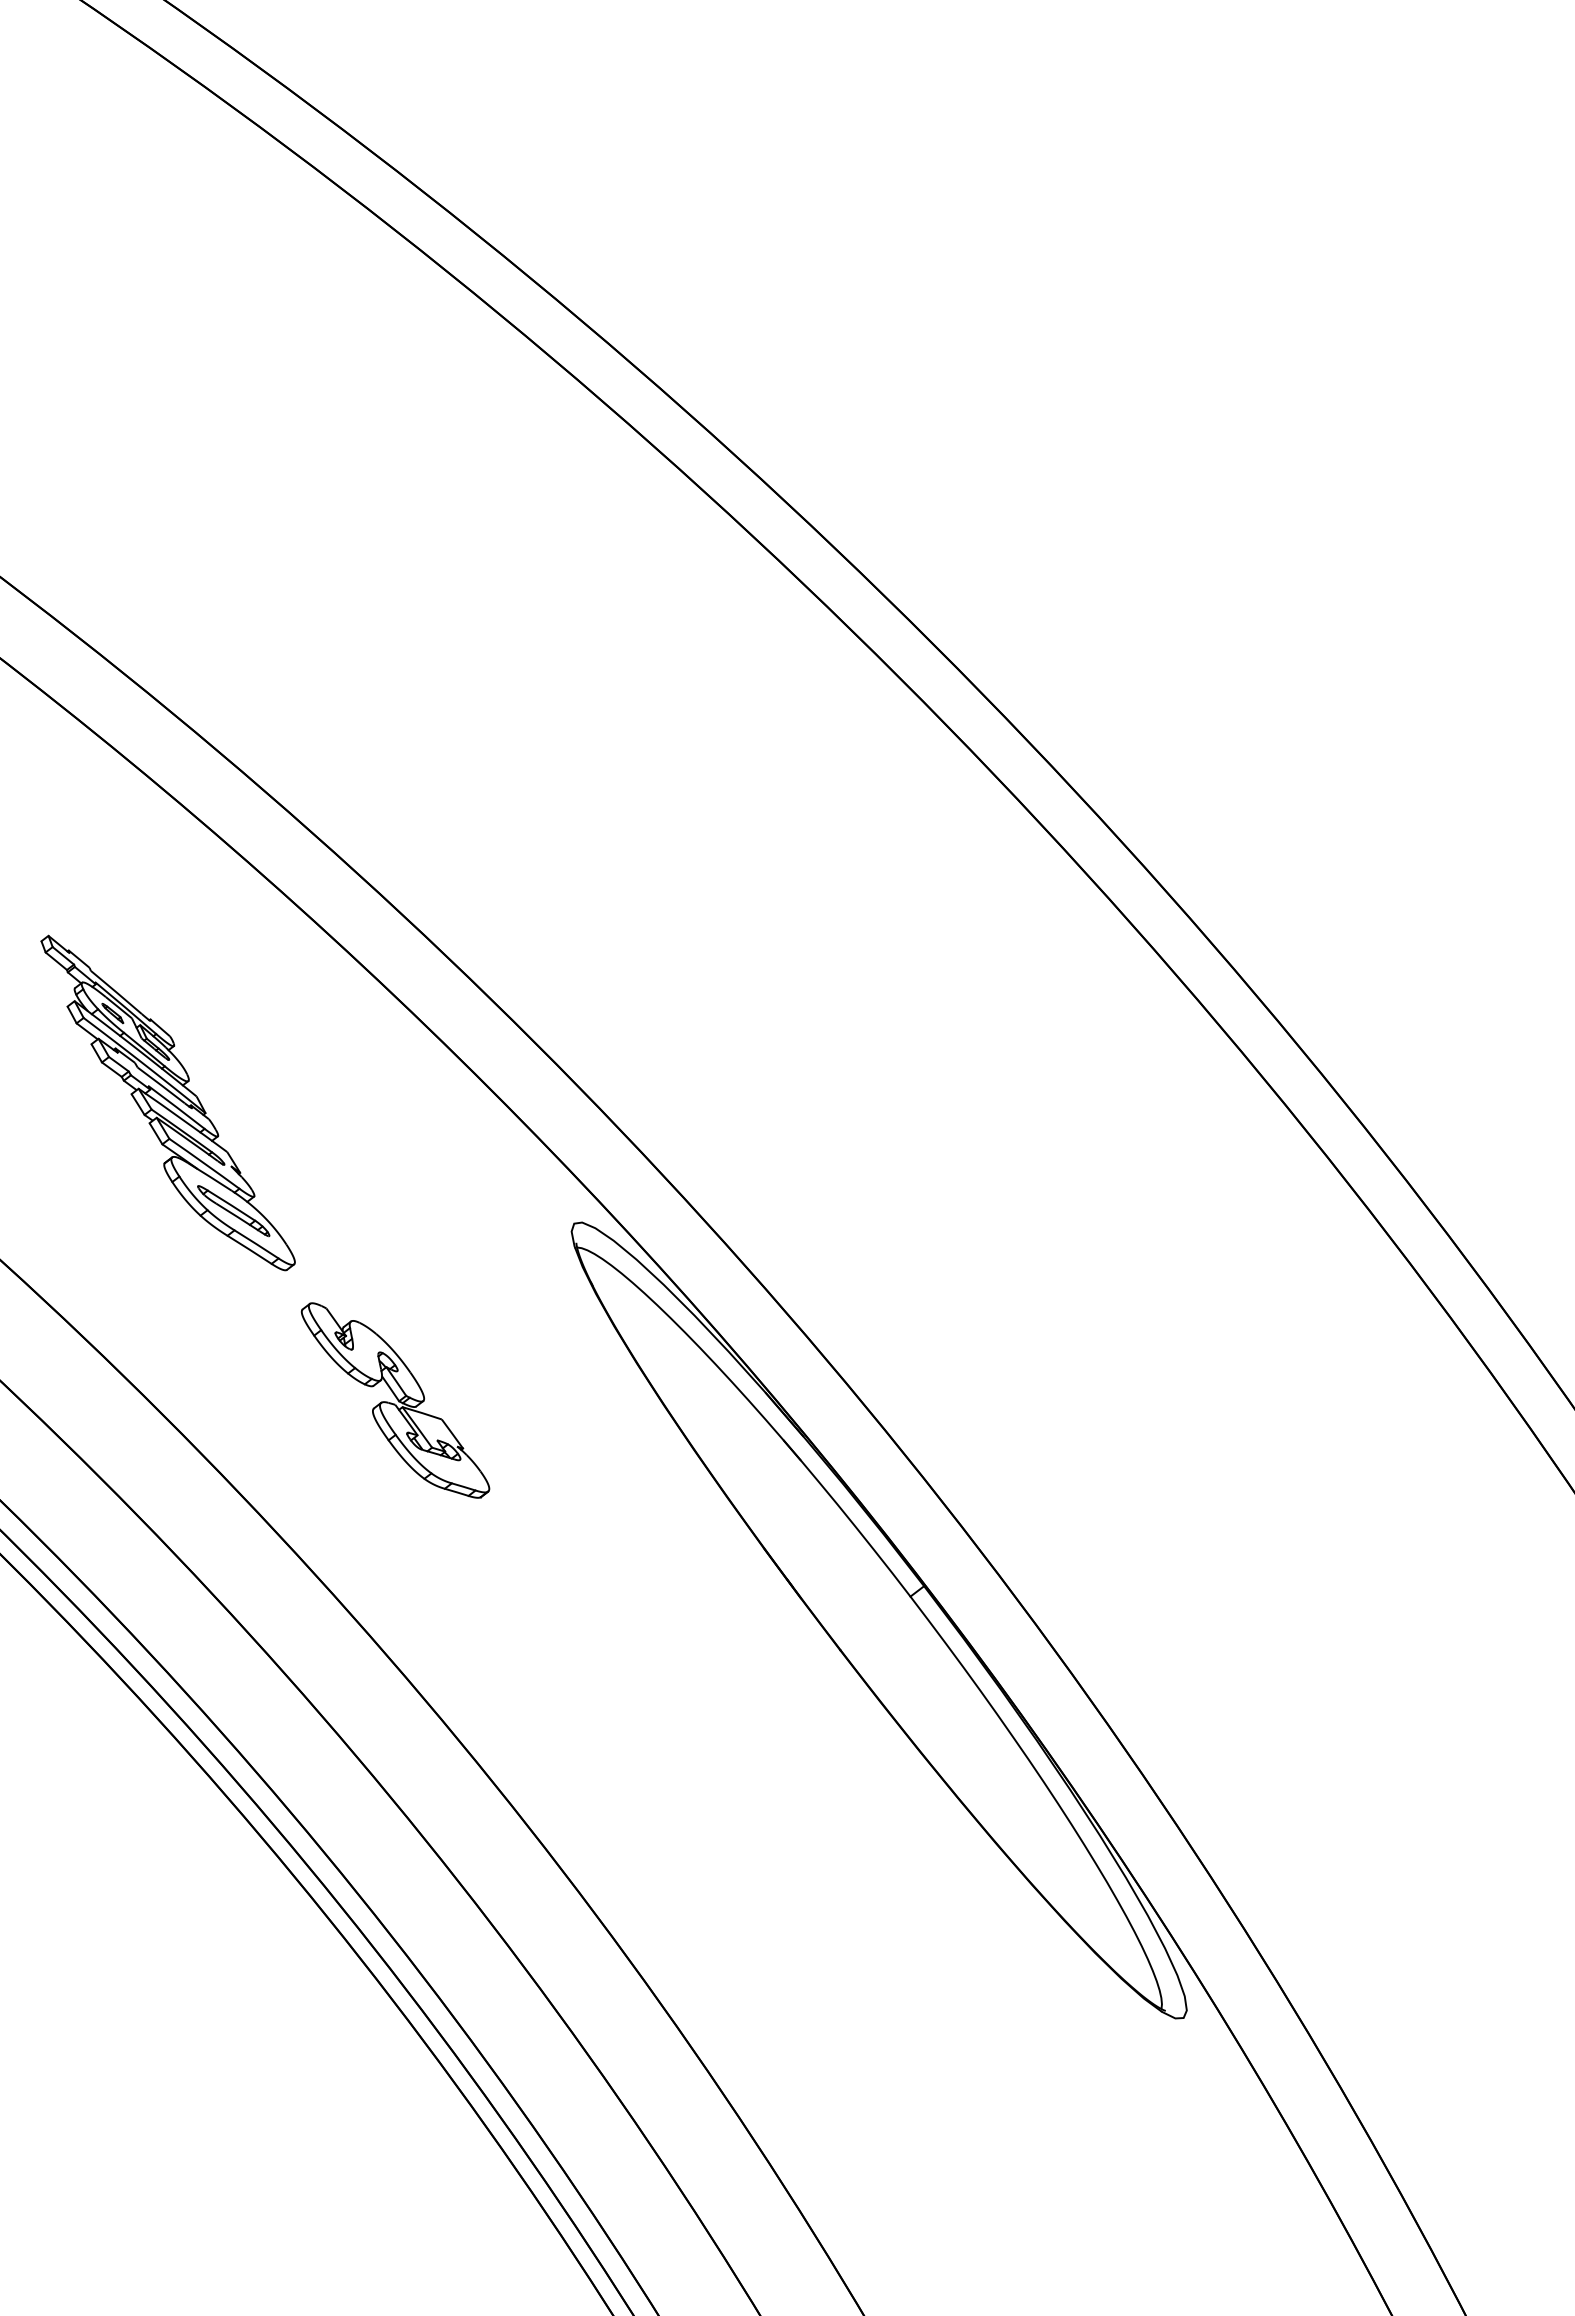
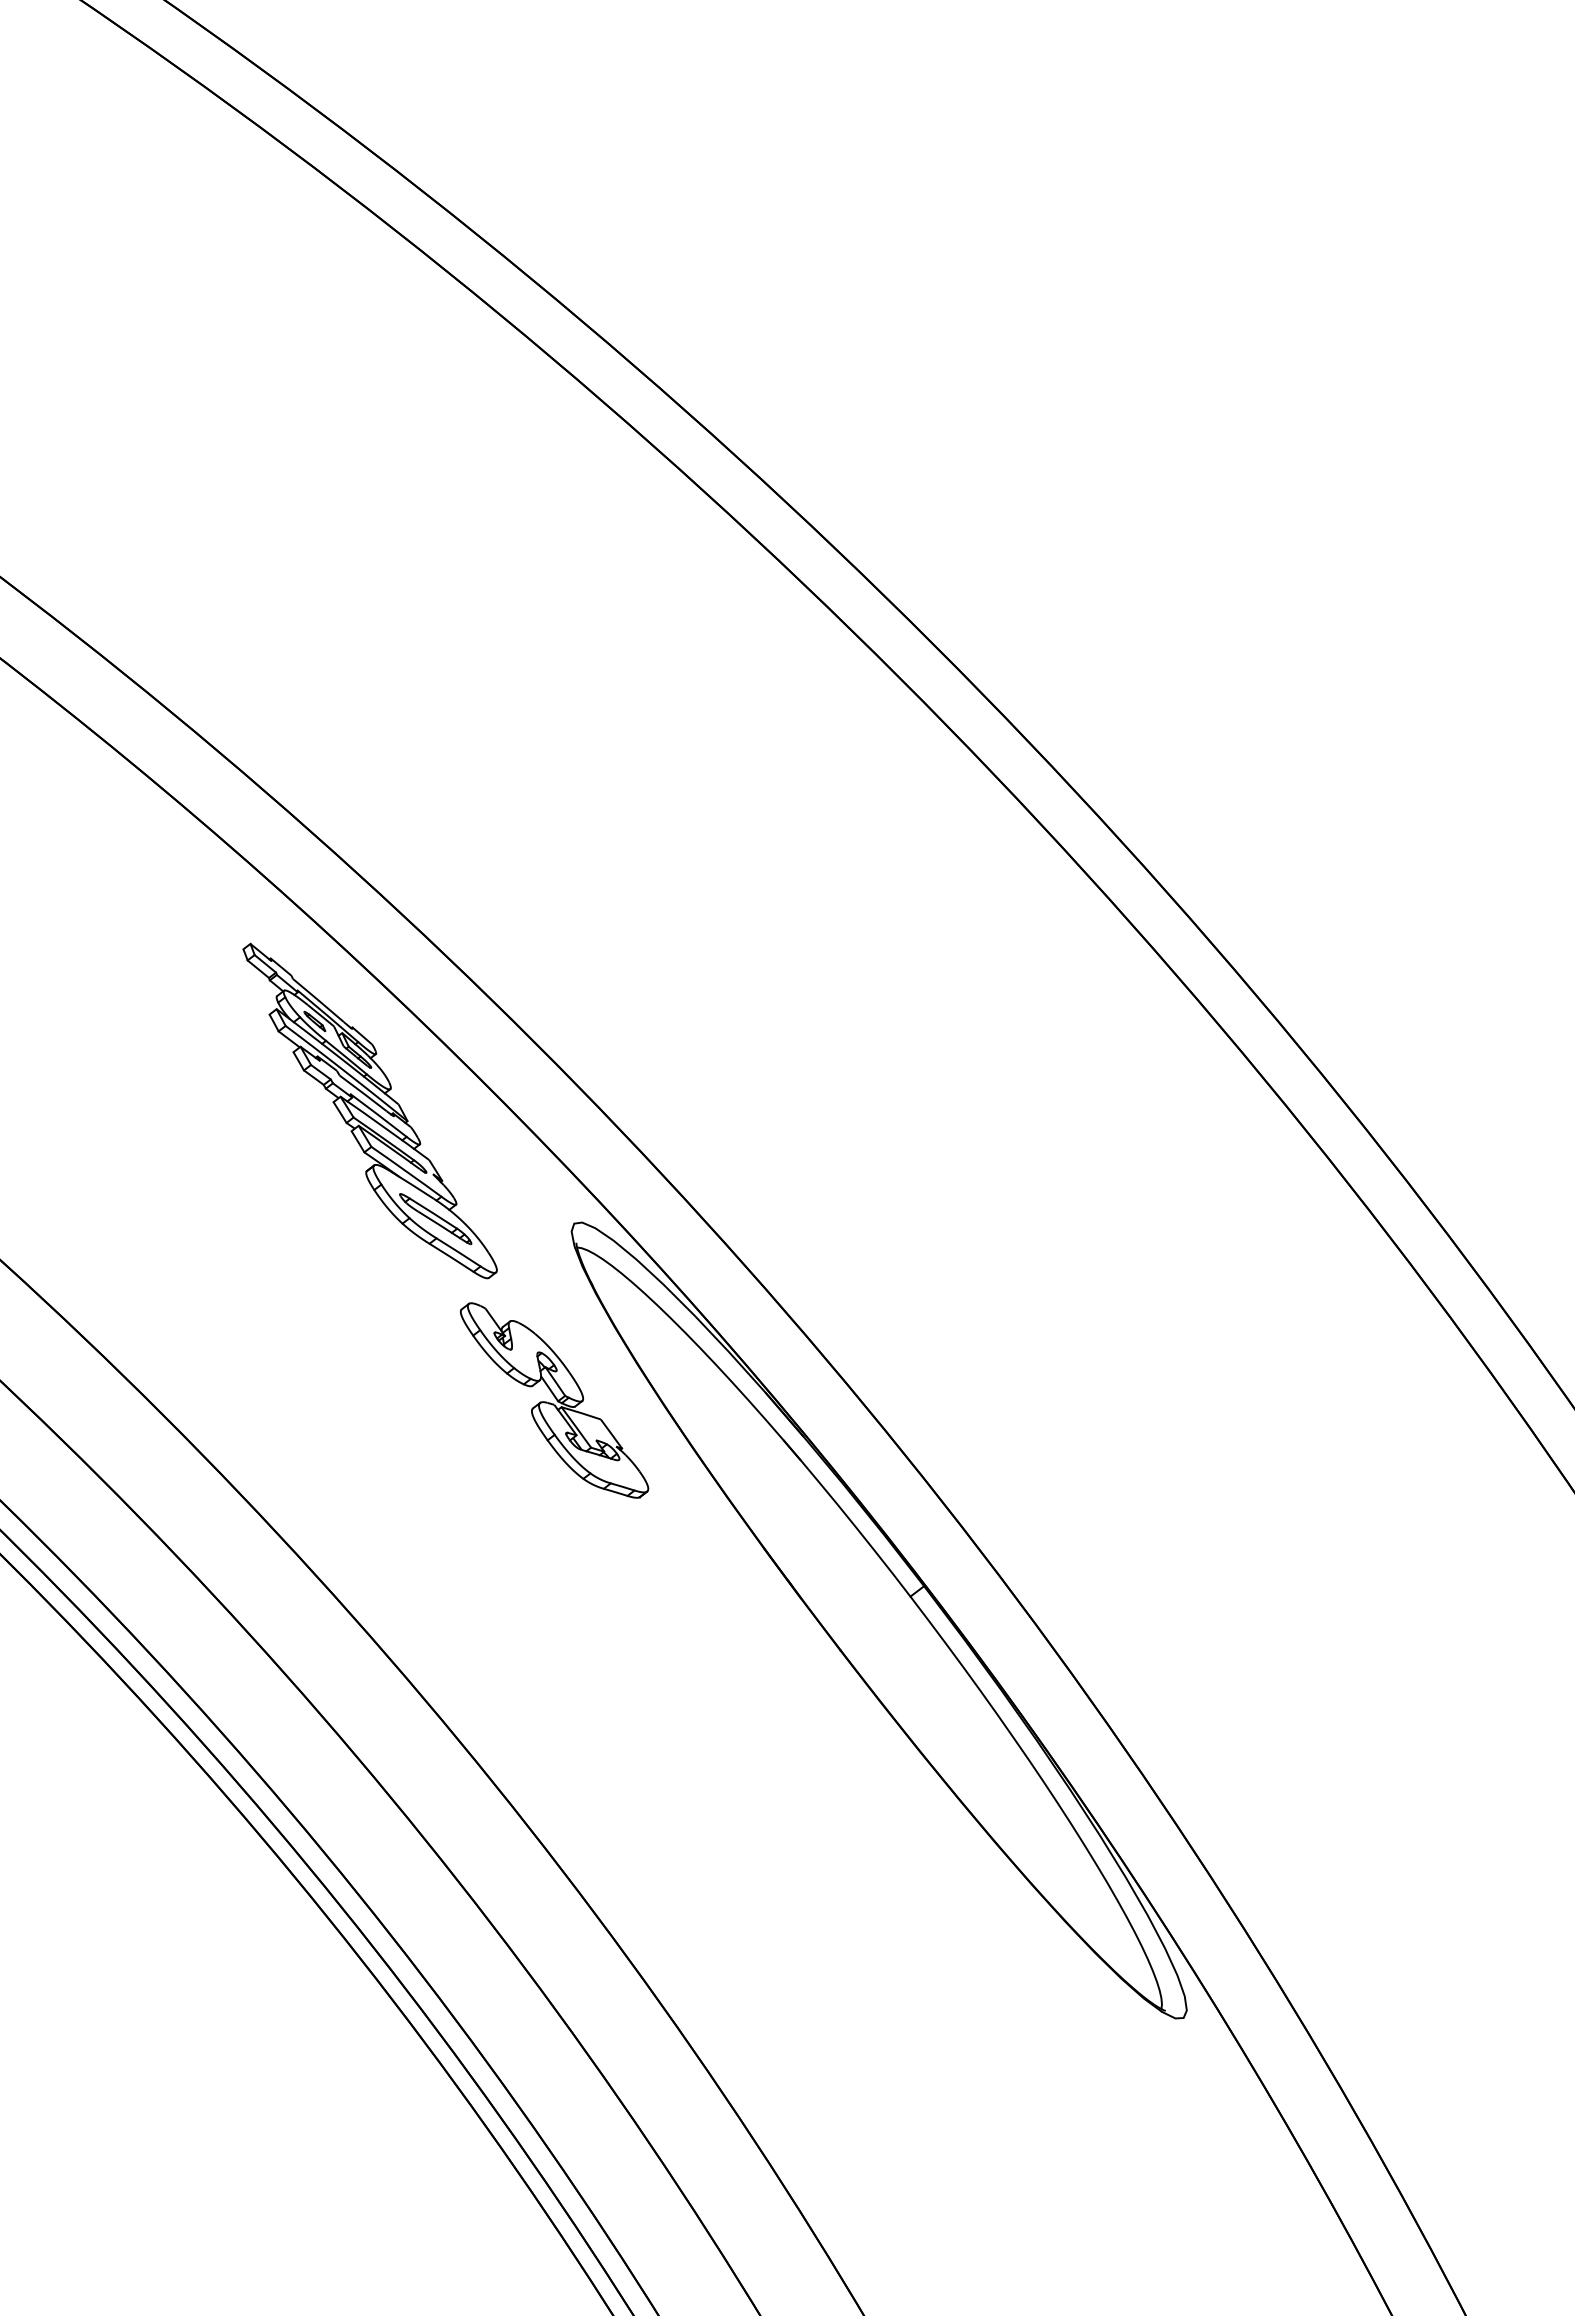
part position: (167, 1102) -> (369, 1110) (369, 1110)
part position: (395, 1400) -> (554, 1400) (554, 1400)
